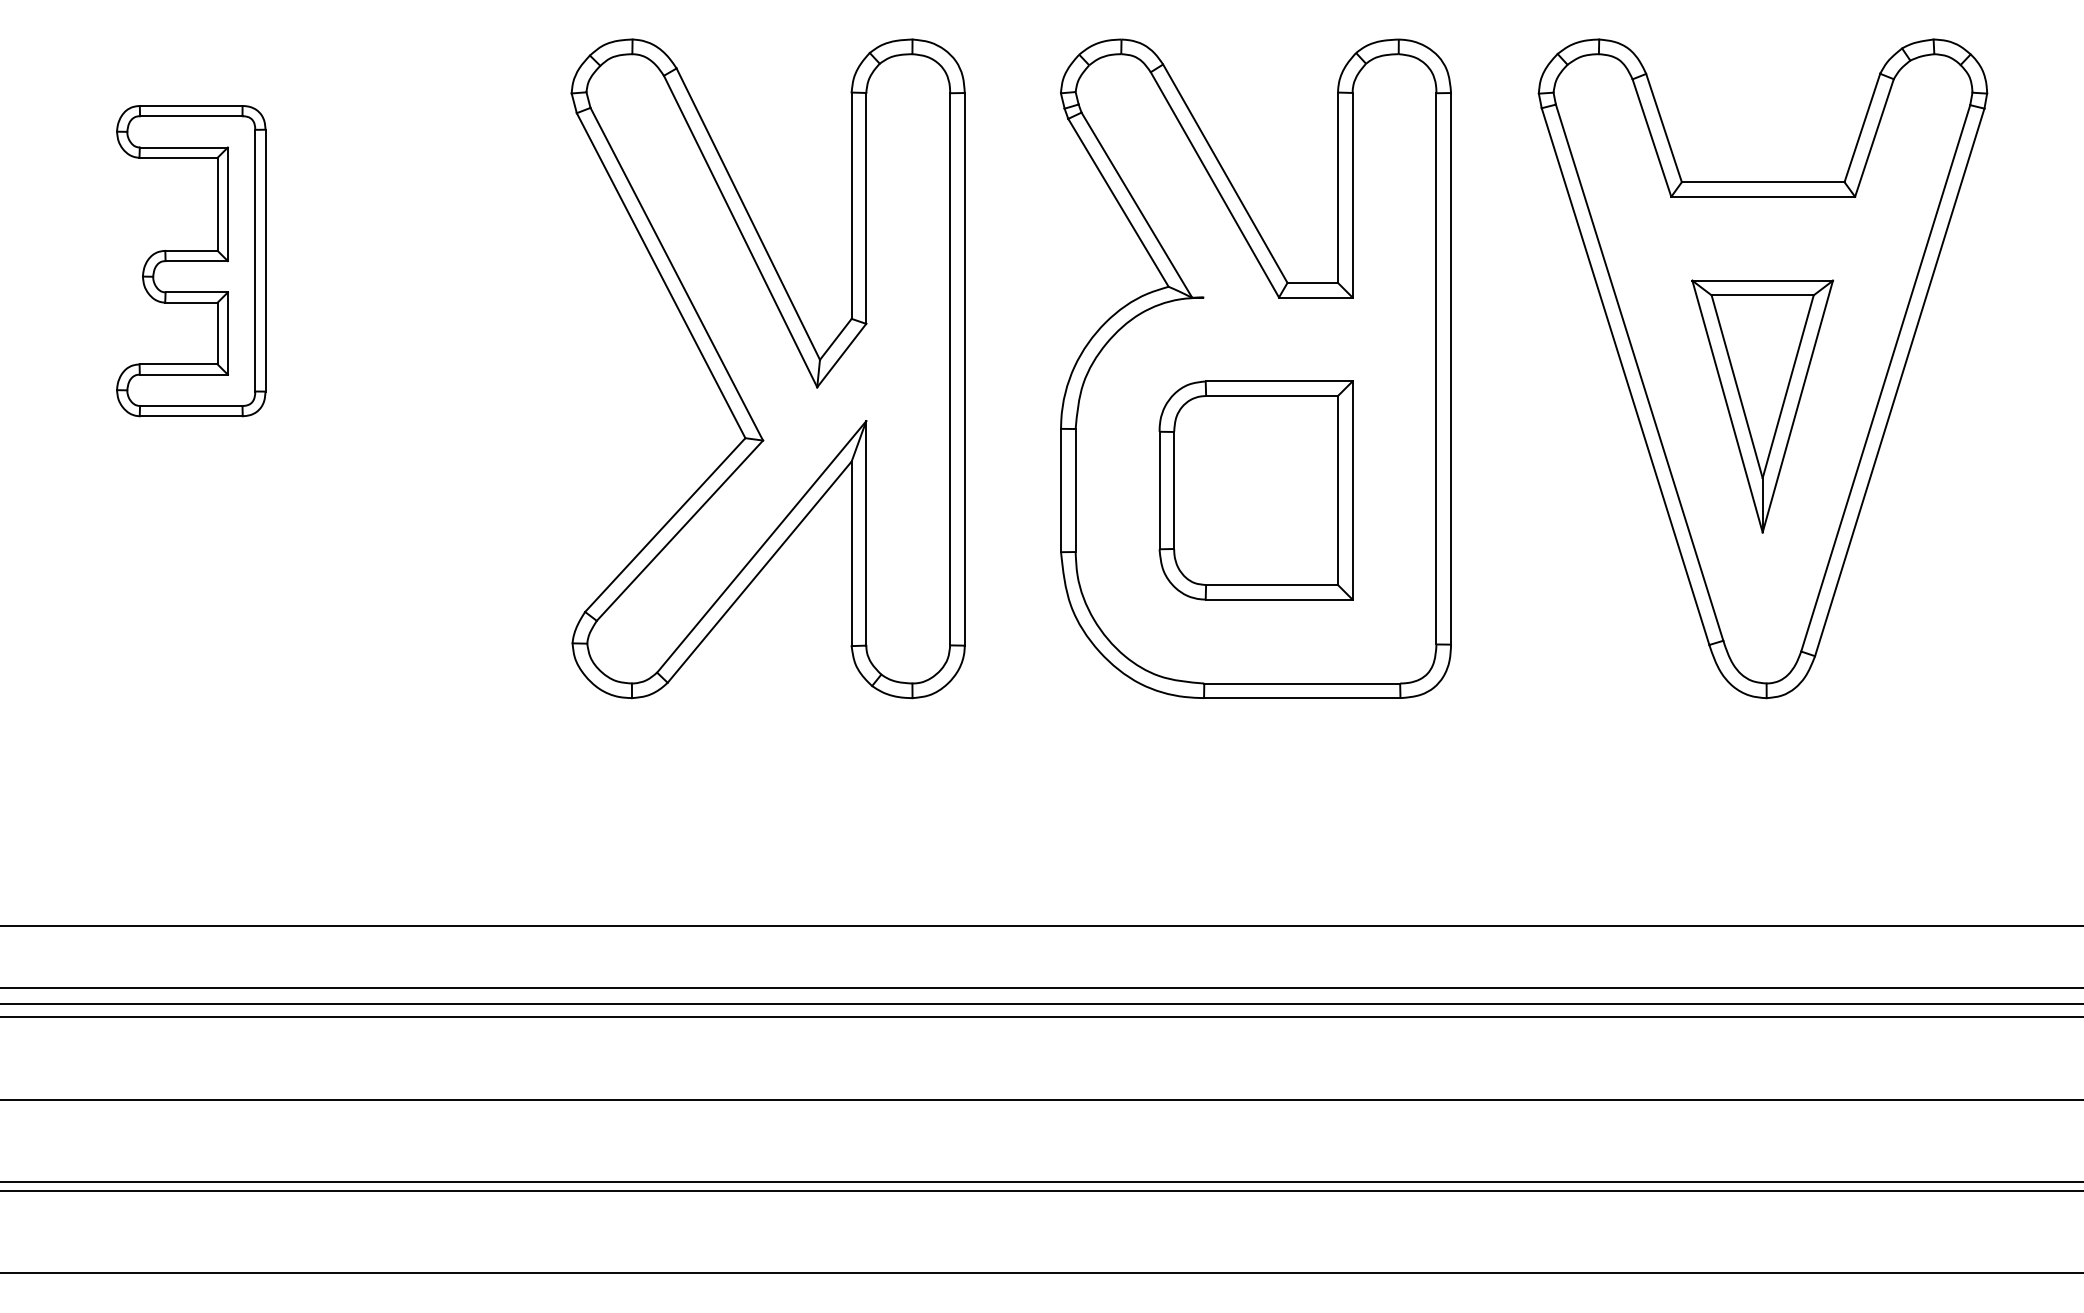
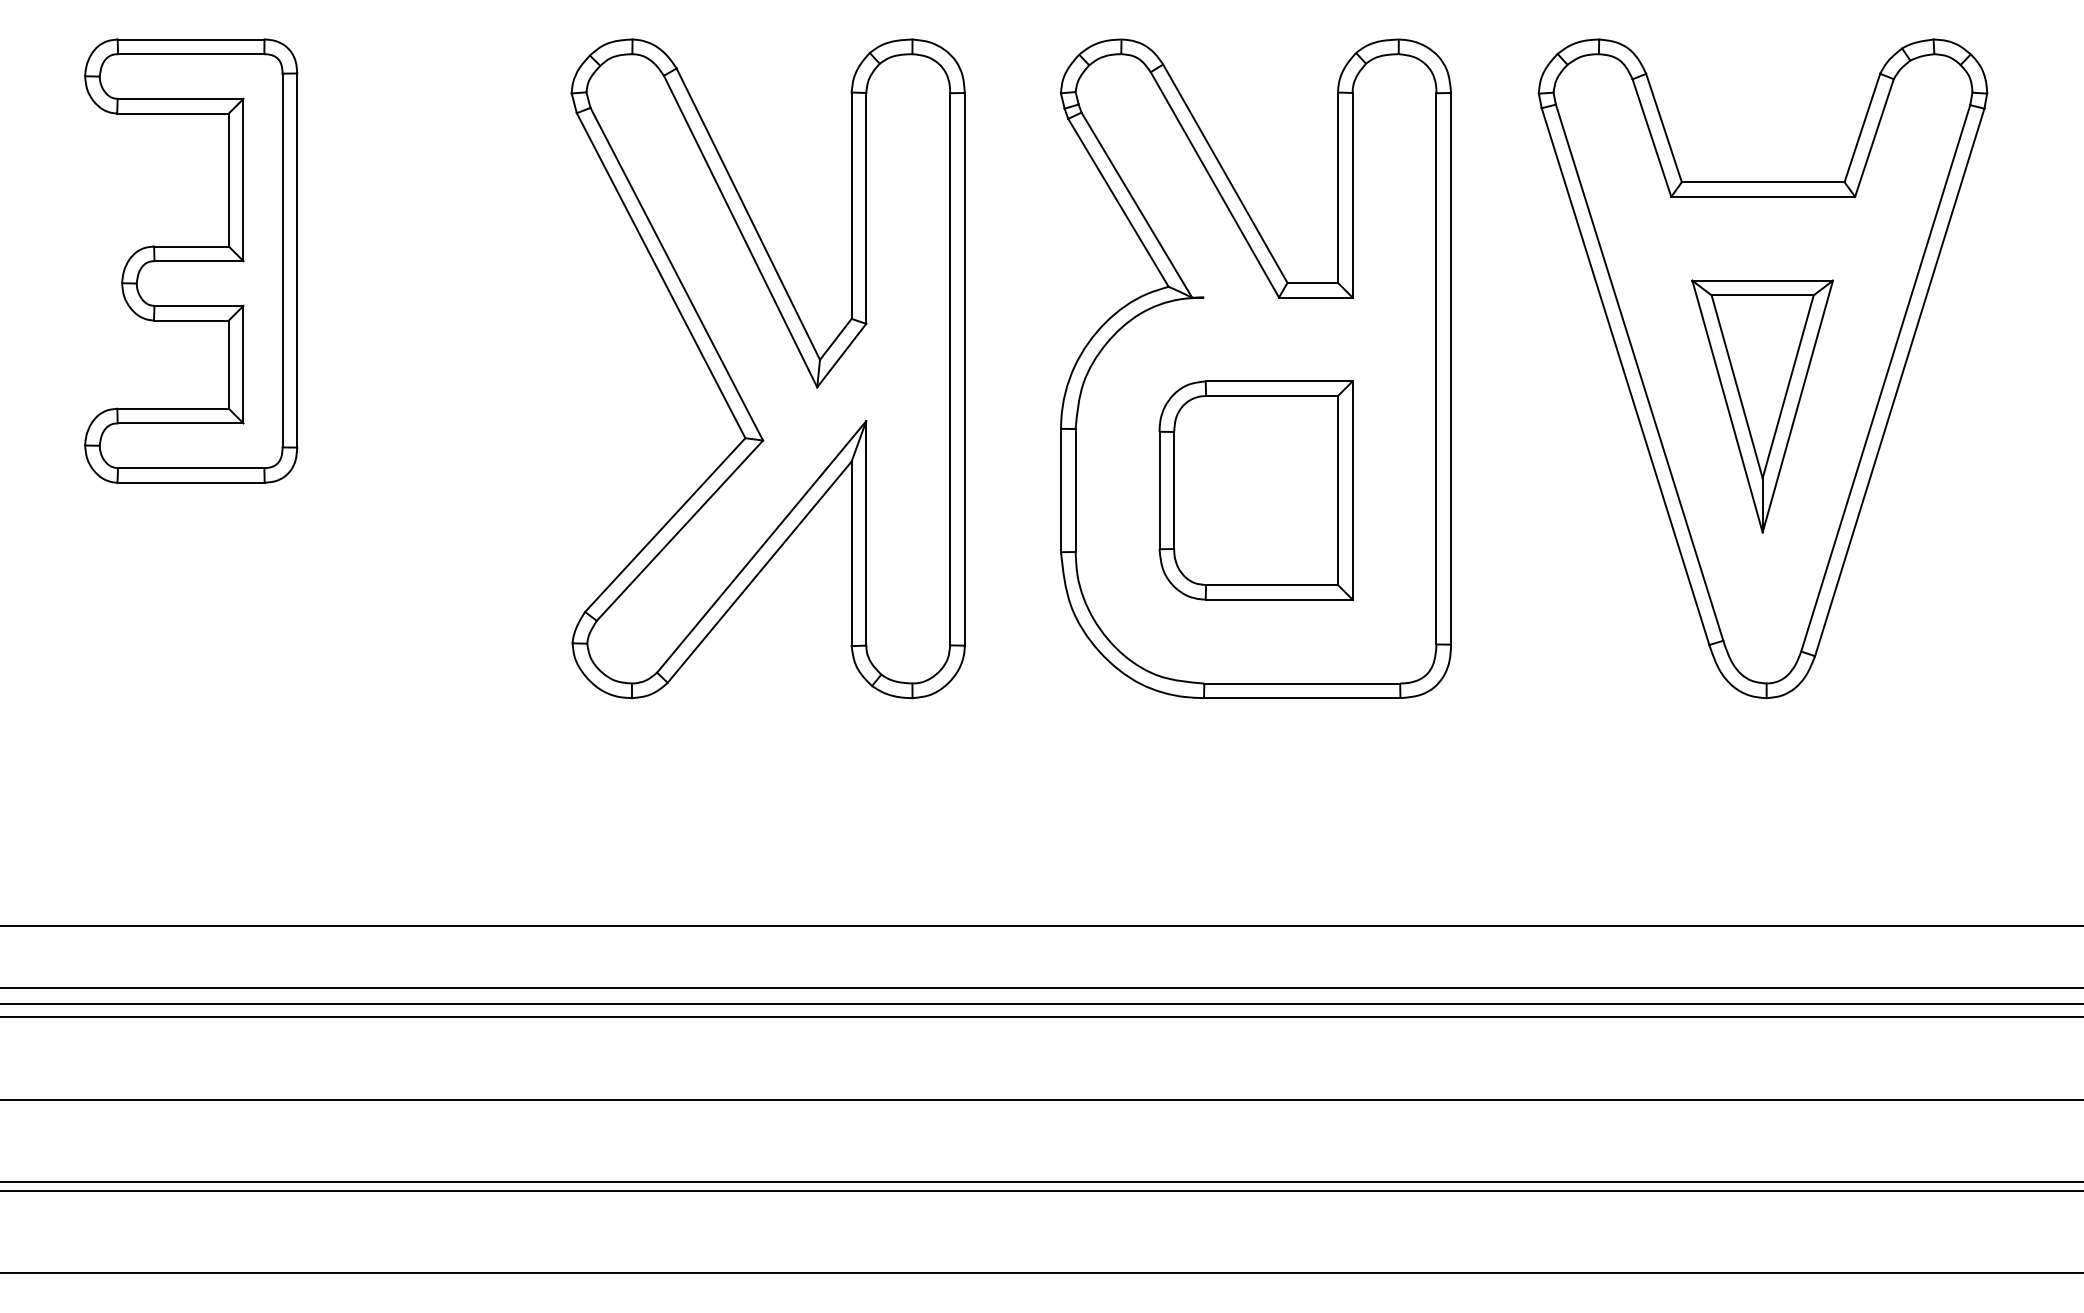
part size: 151x313 px -> 215x446 px (191, 260)
